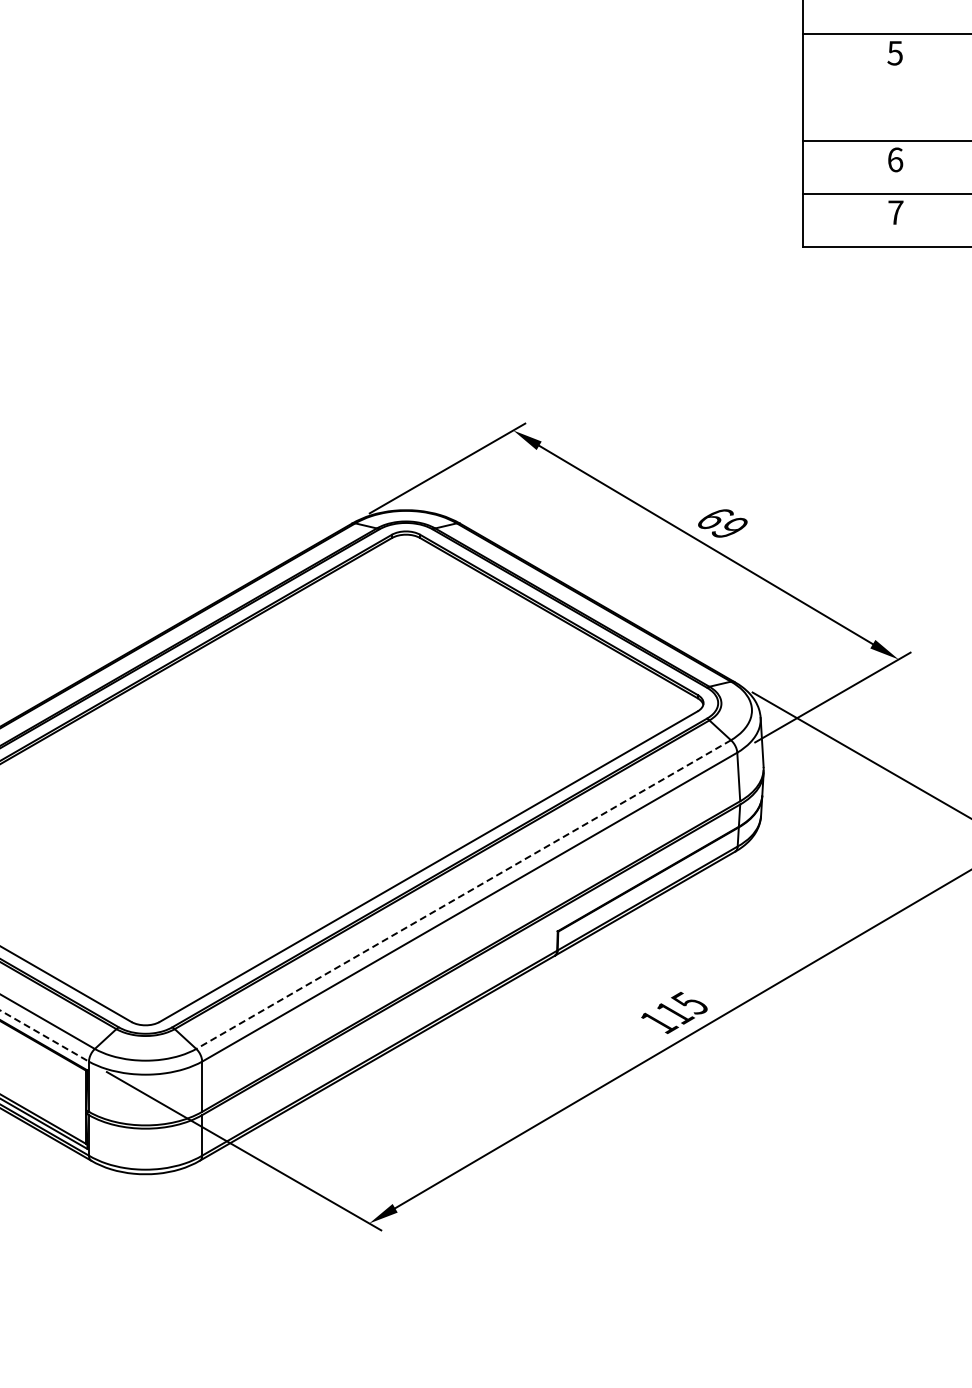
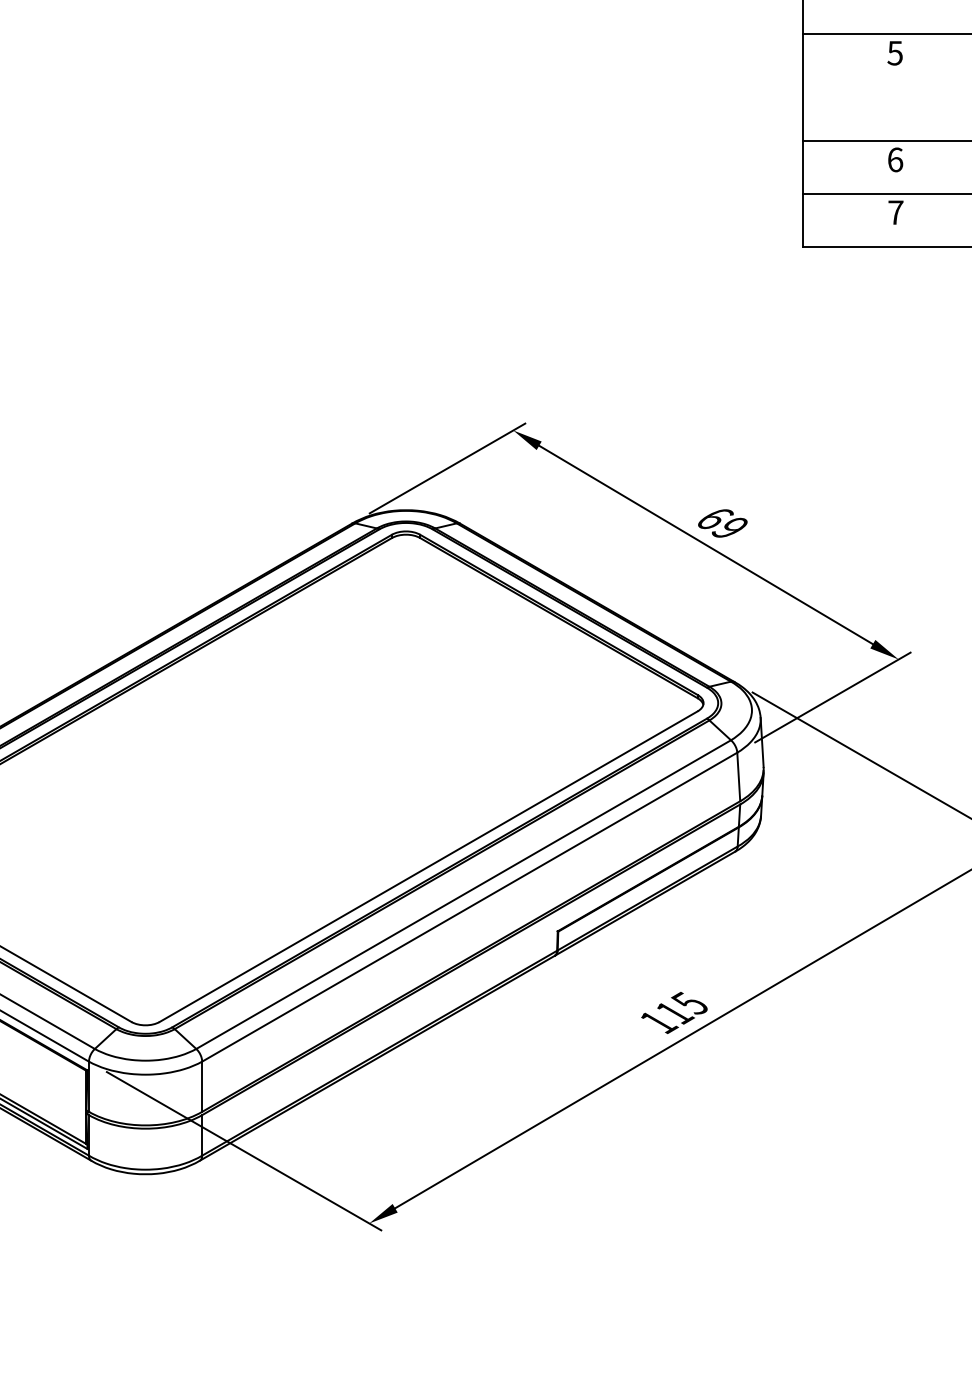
line: dashed -> solid (463, 894)
line: dashed -> solid (44, 1036)
